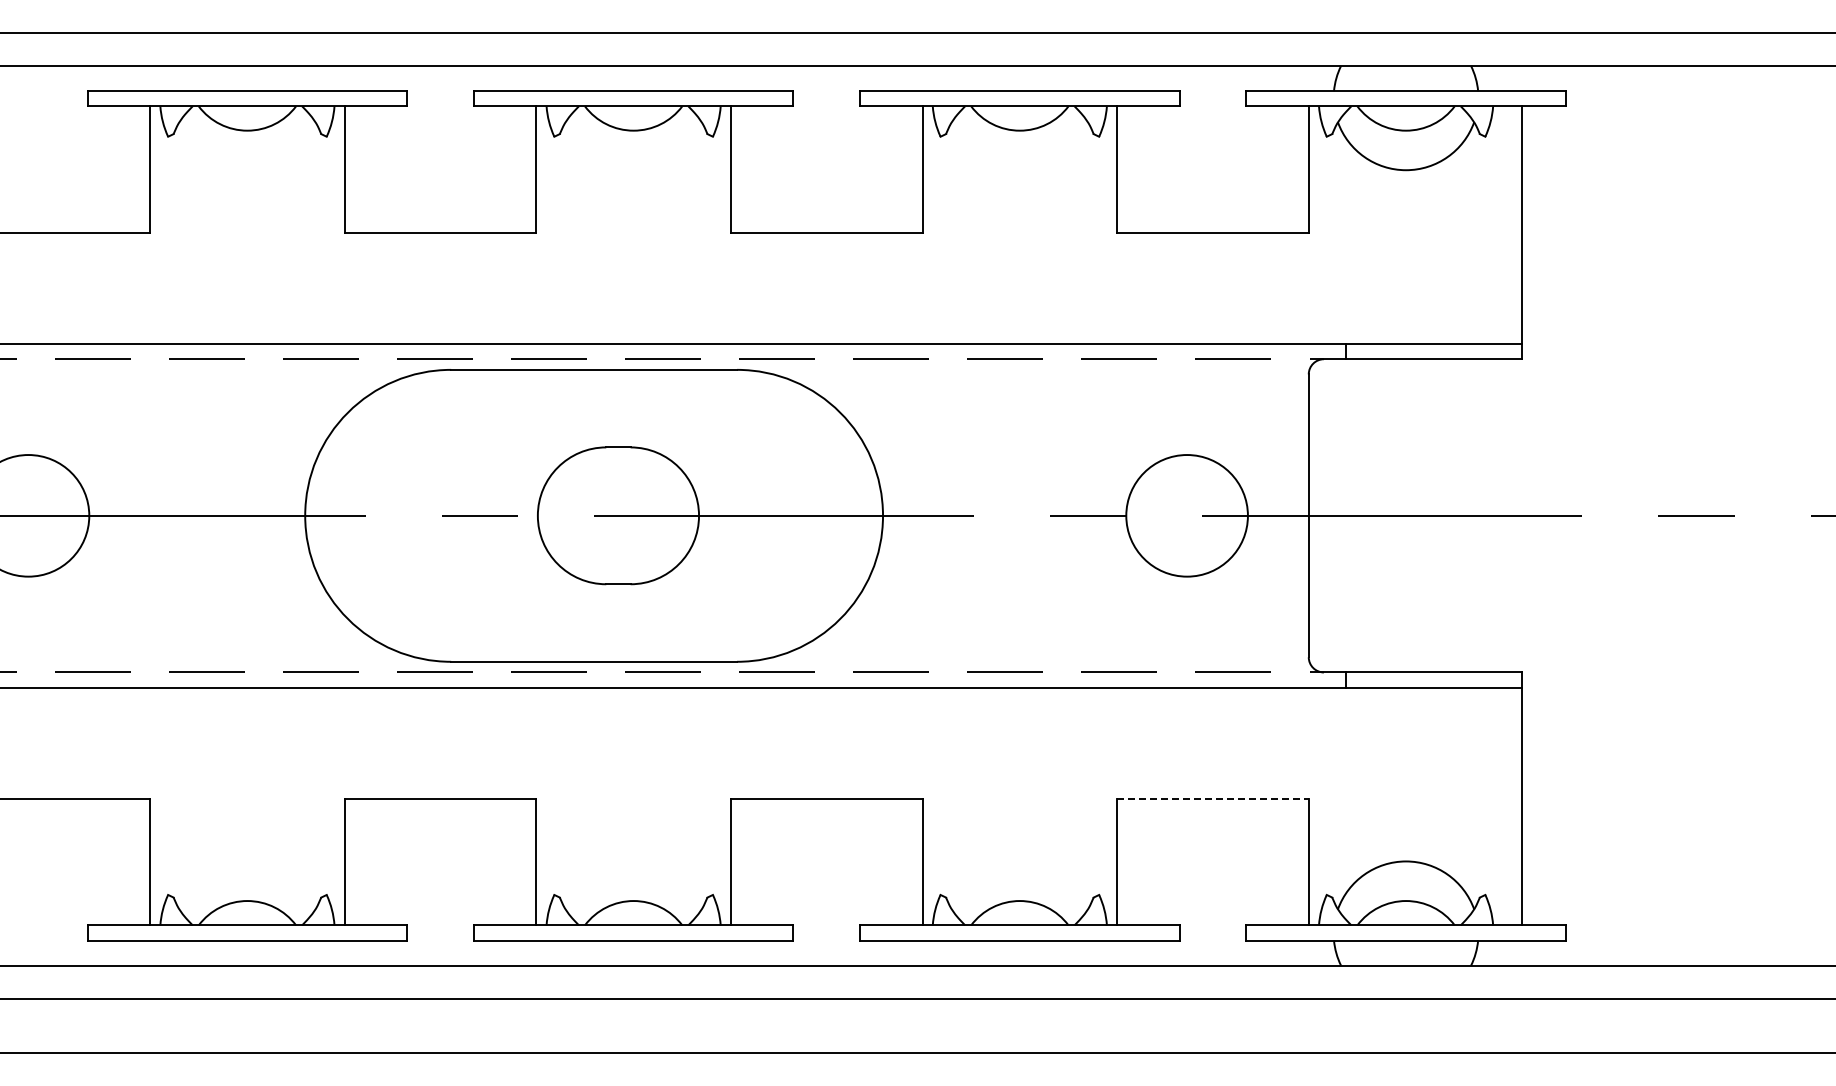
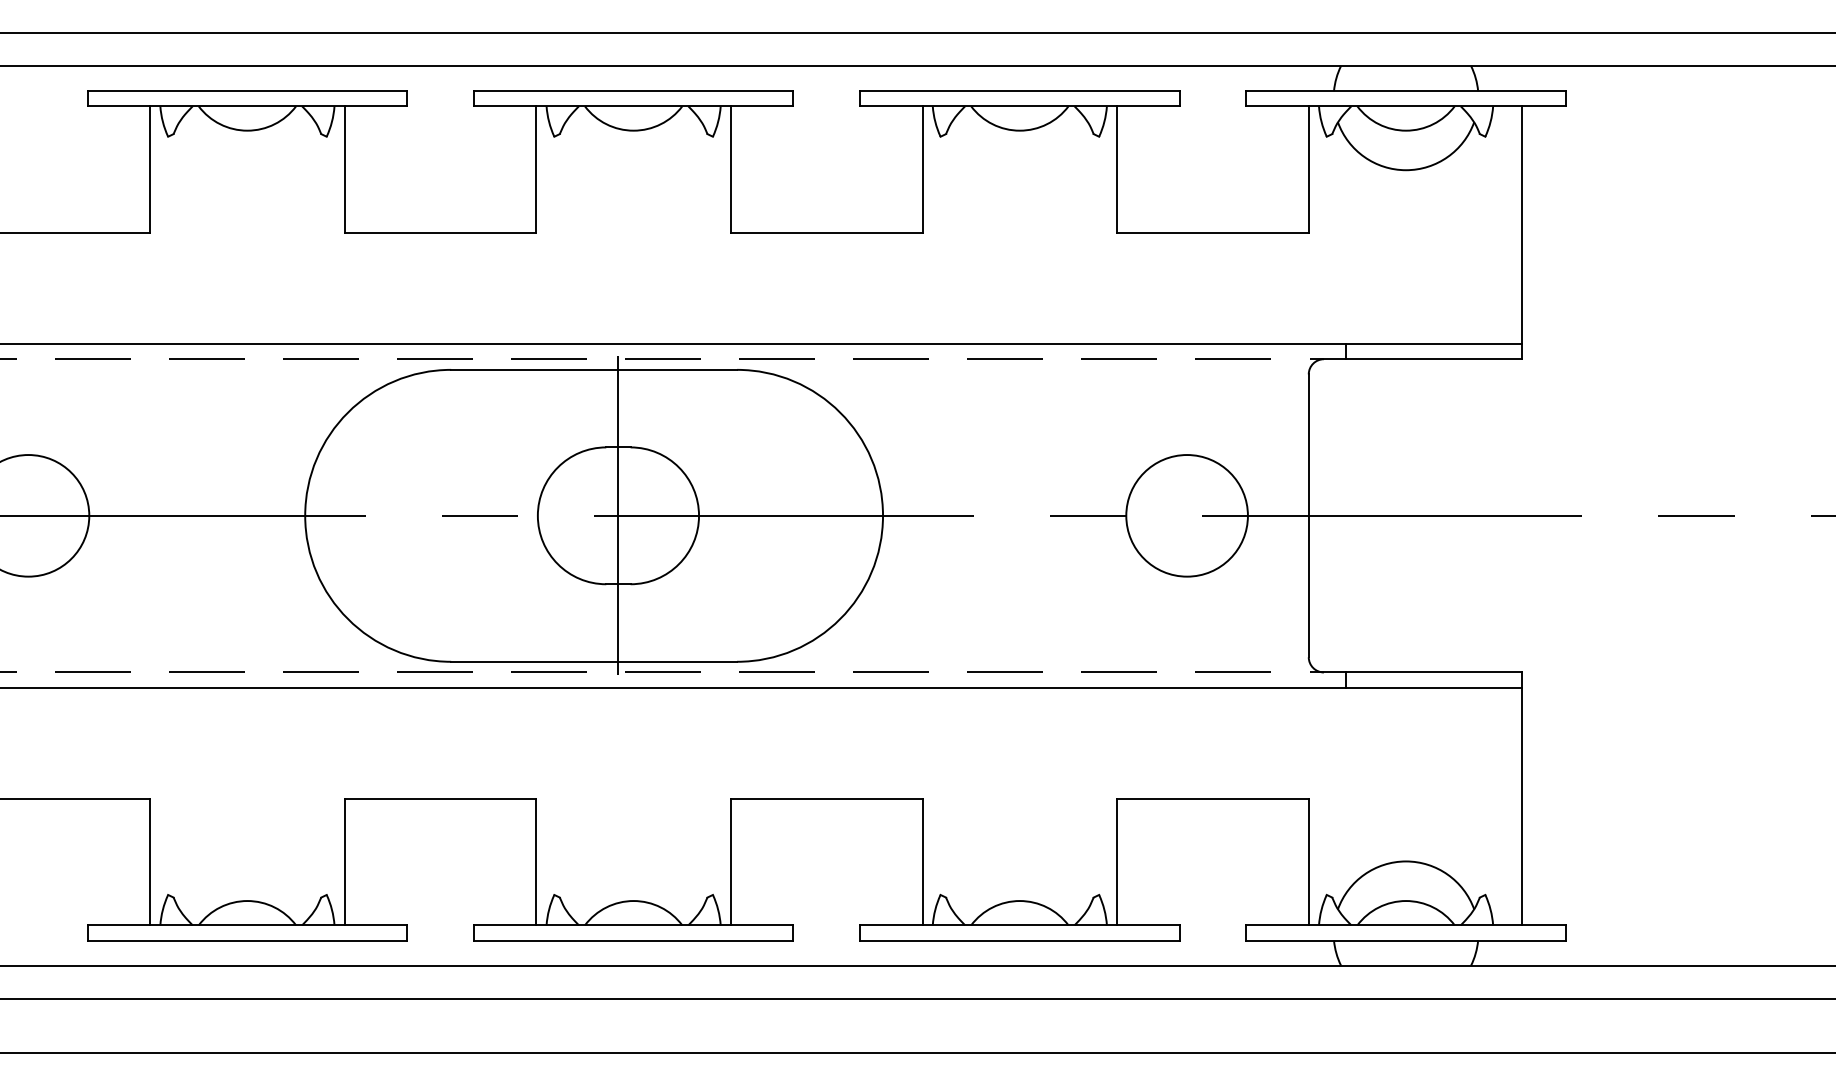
line: none -> present (618, 515)
line: dashed -> solid (1212, 798)
